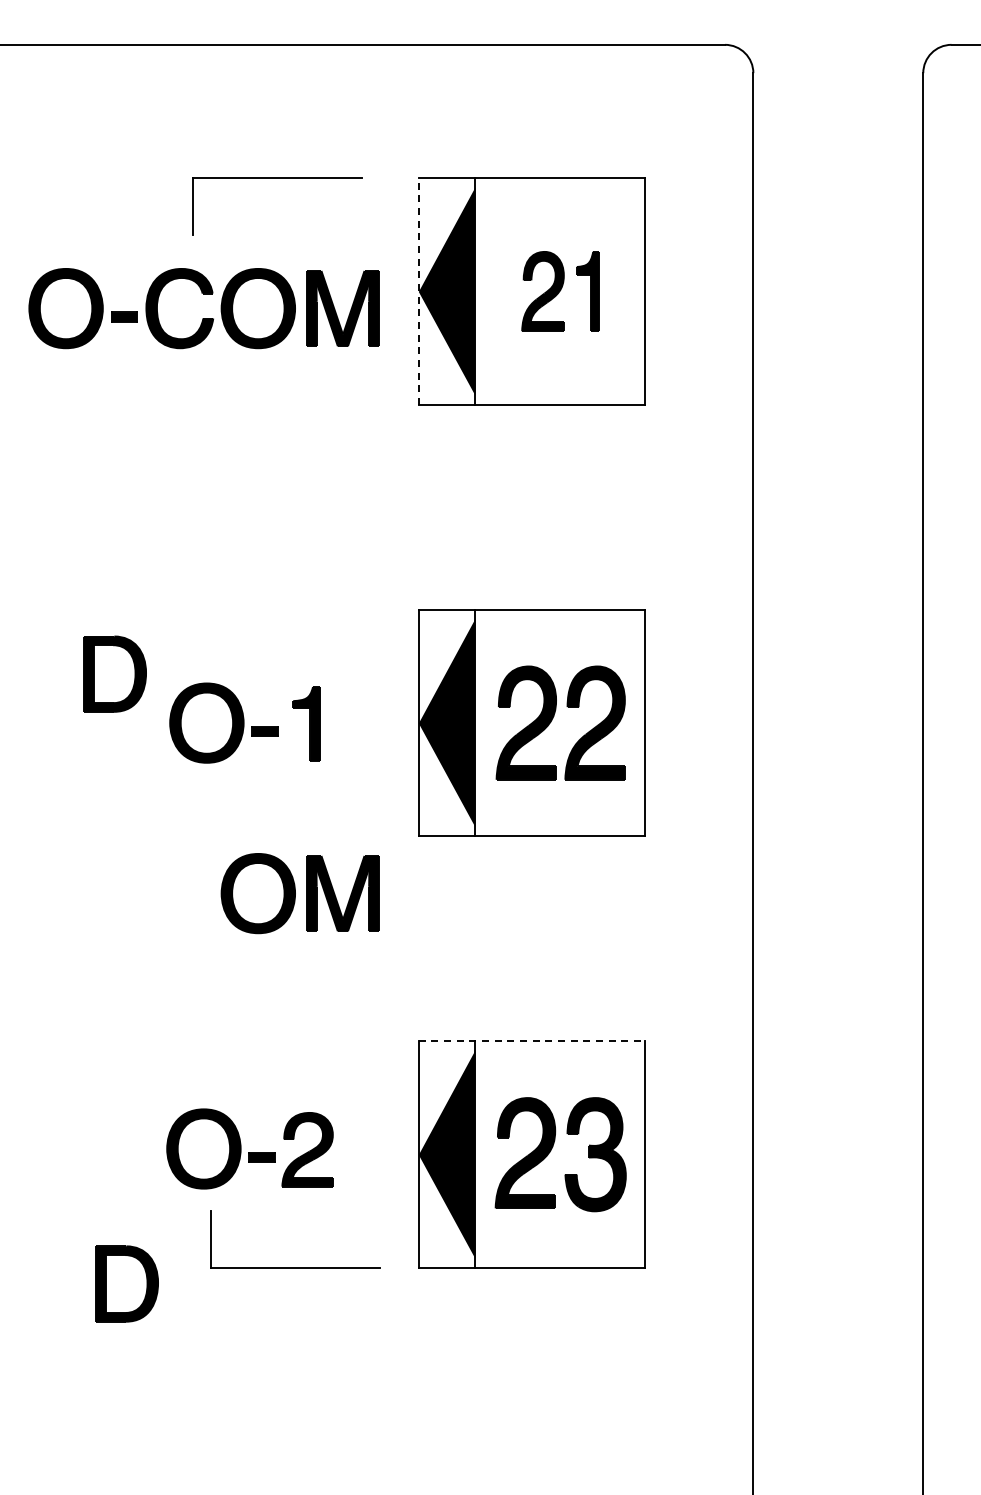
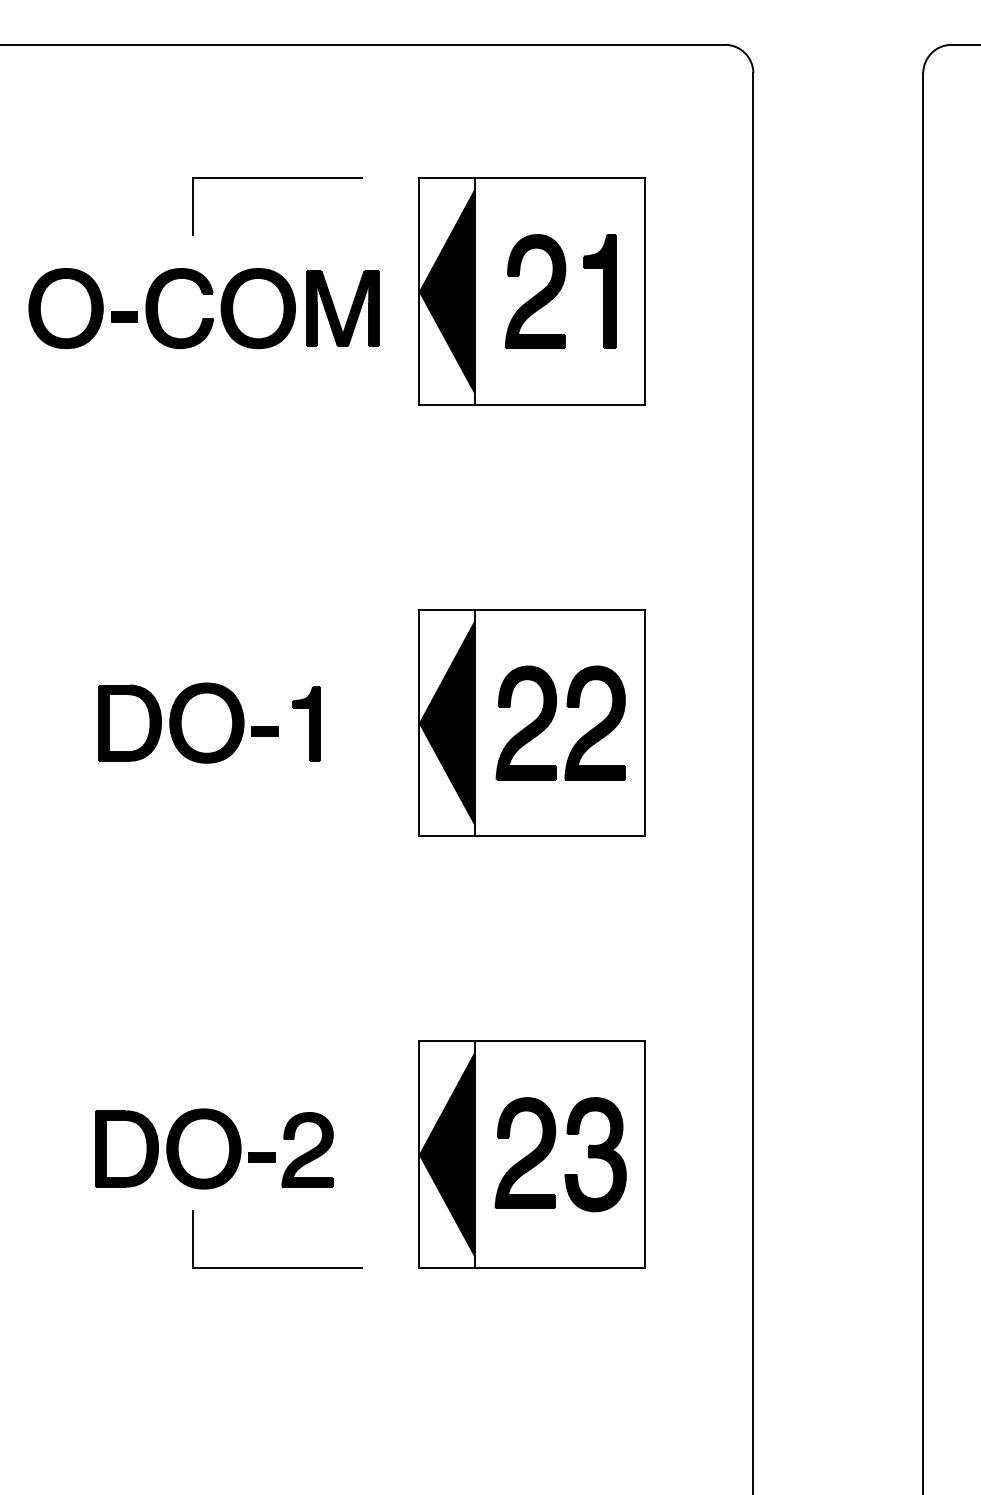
line: dashed -> solid (418, 291)
part size: 79x81 px -> 113x115 px (560, 291)
part position: (114, 673) -> (129, 722) (129, 722)
part: present -> none (299, 893)
line: dashed -> solid (532, 1041)
part position: (295, 1267) -> (277, 1267) (277, 1267)
part position: (126, 1283) -> (126, 1148) (126, 1148)
